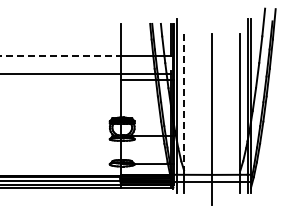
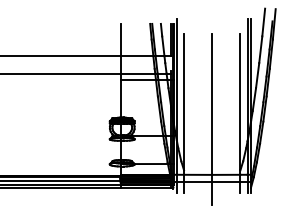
line: dashed -> solid (60, 56)
line: dashed -> solid (184, 102)
